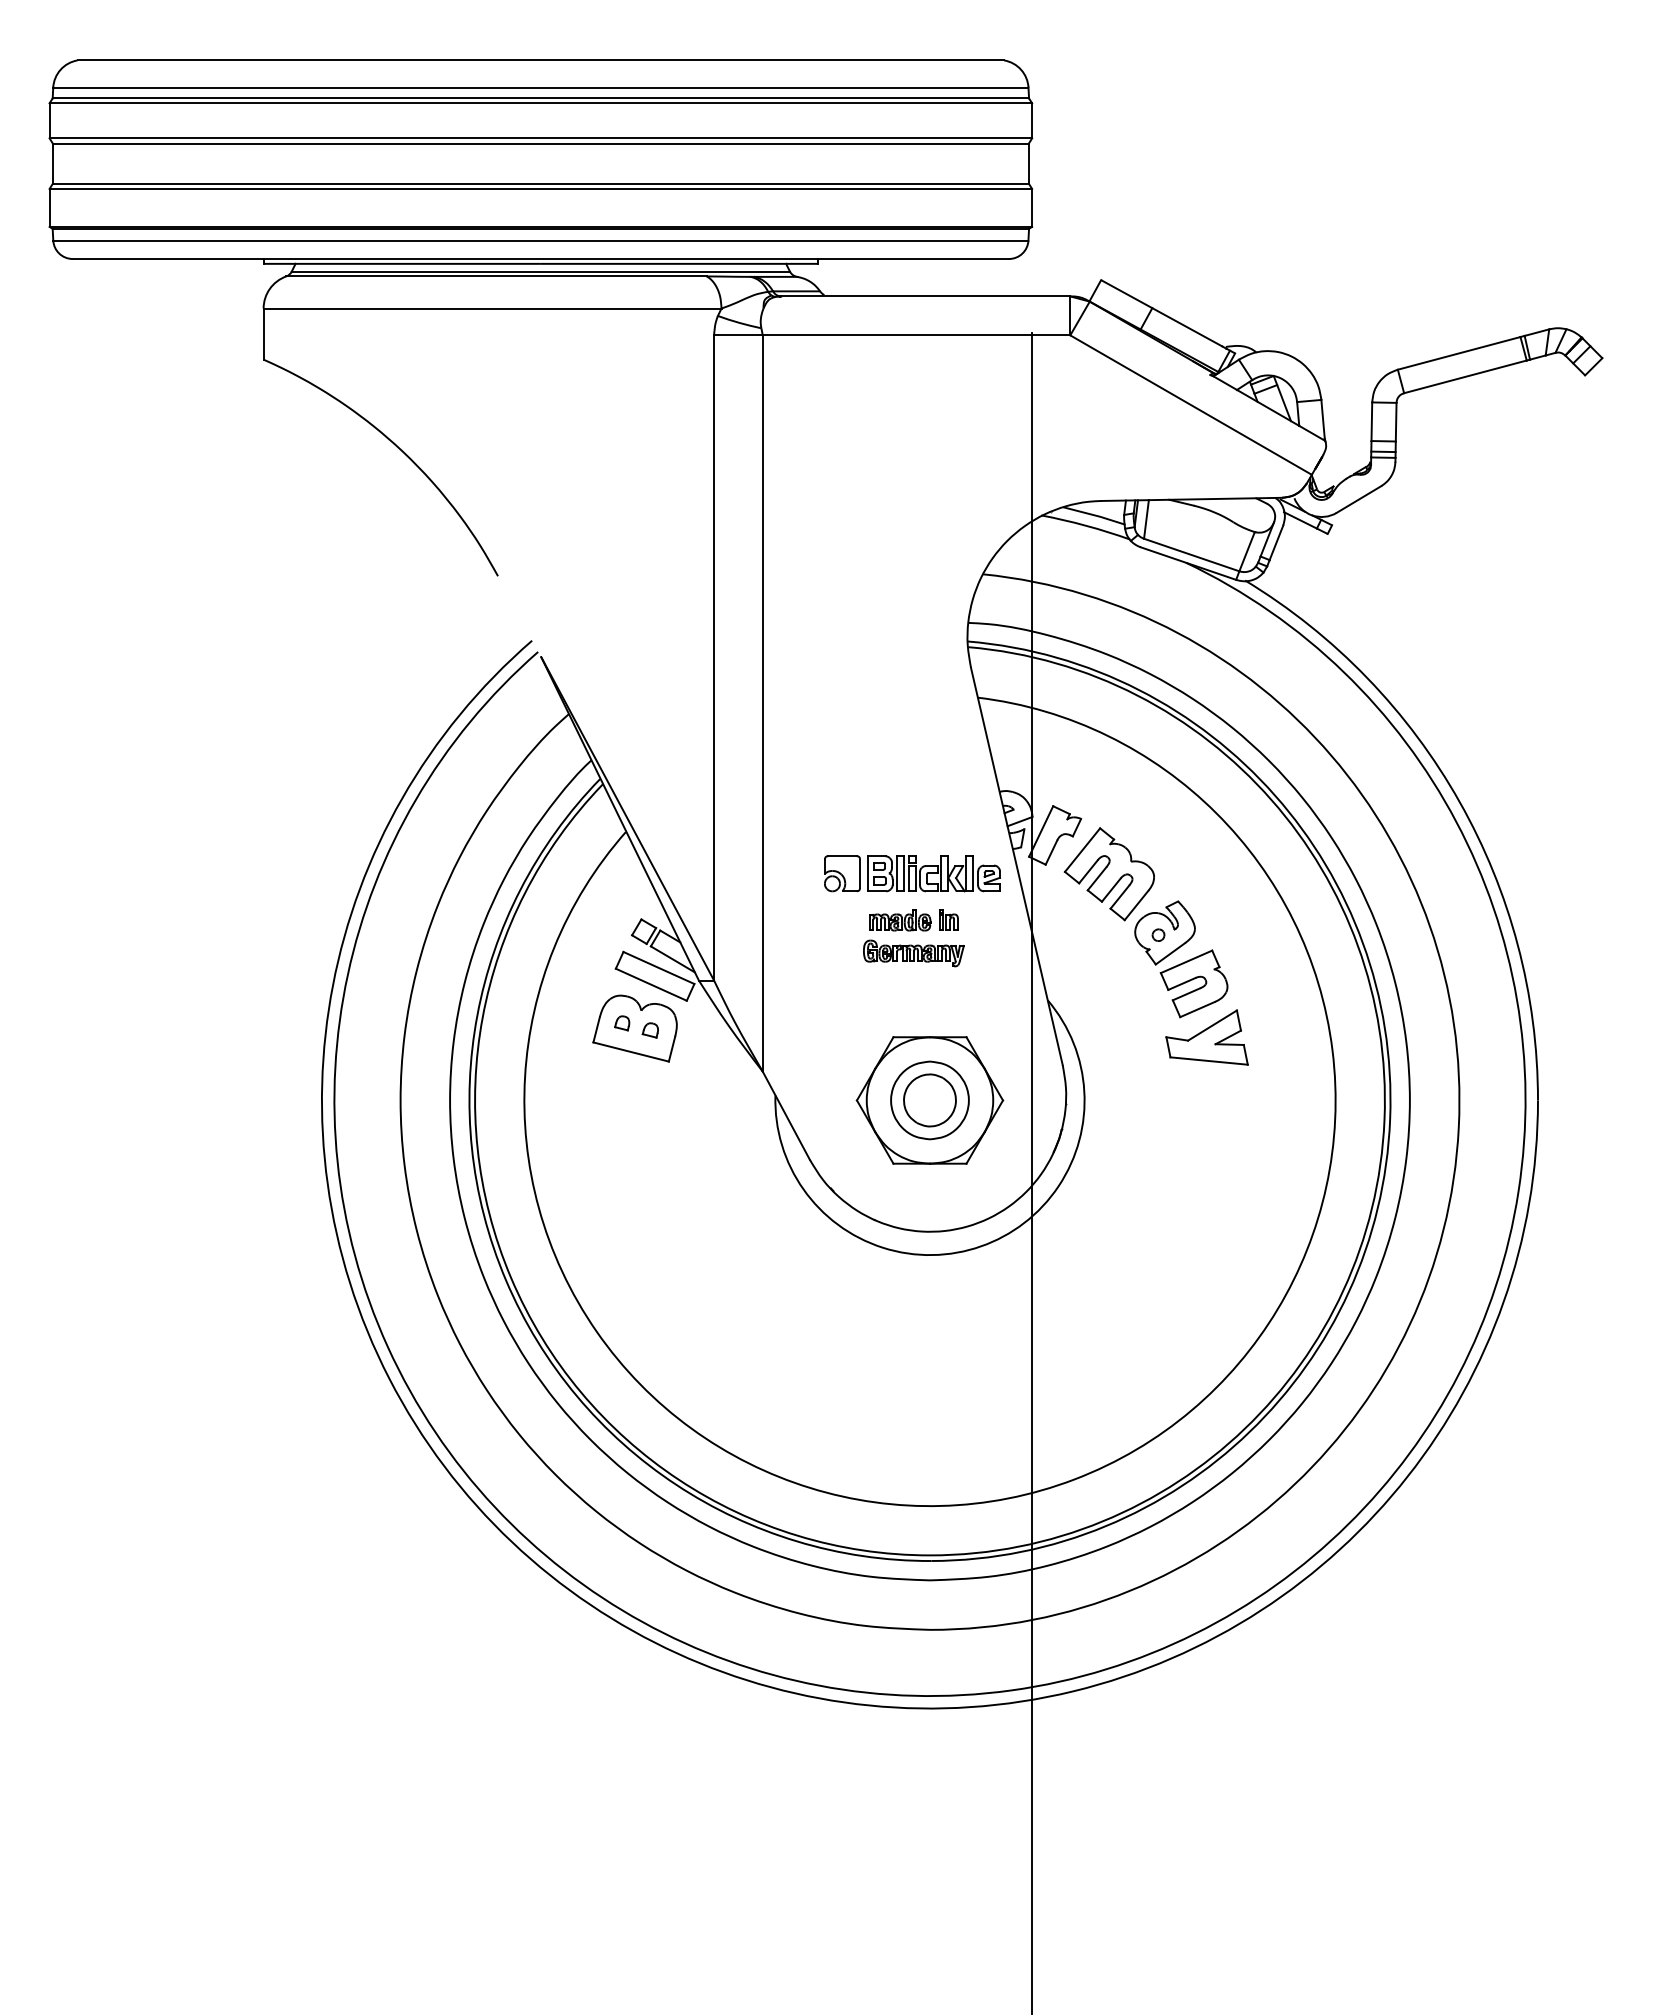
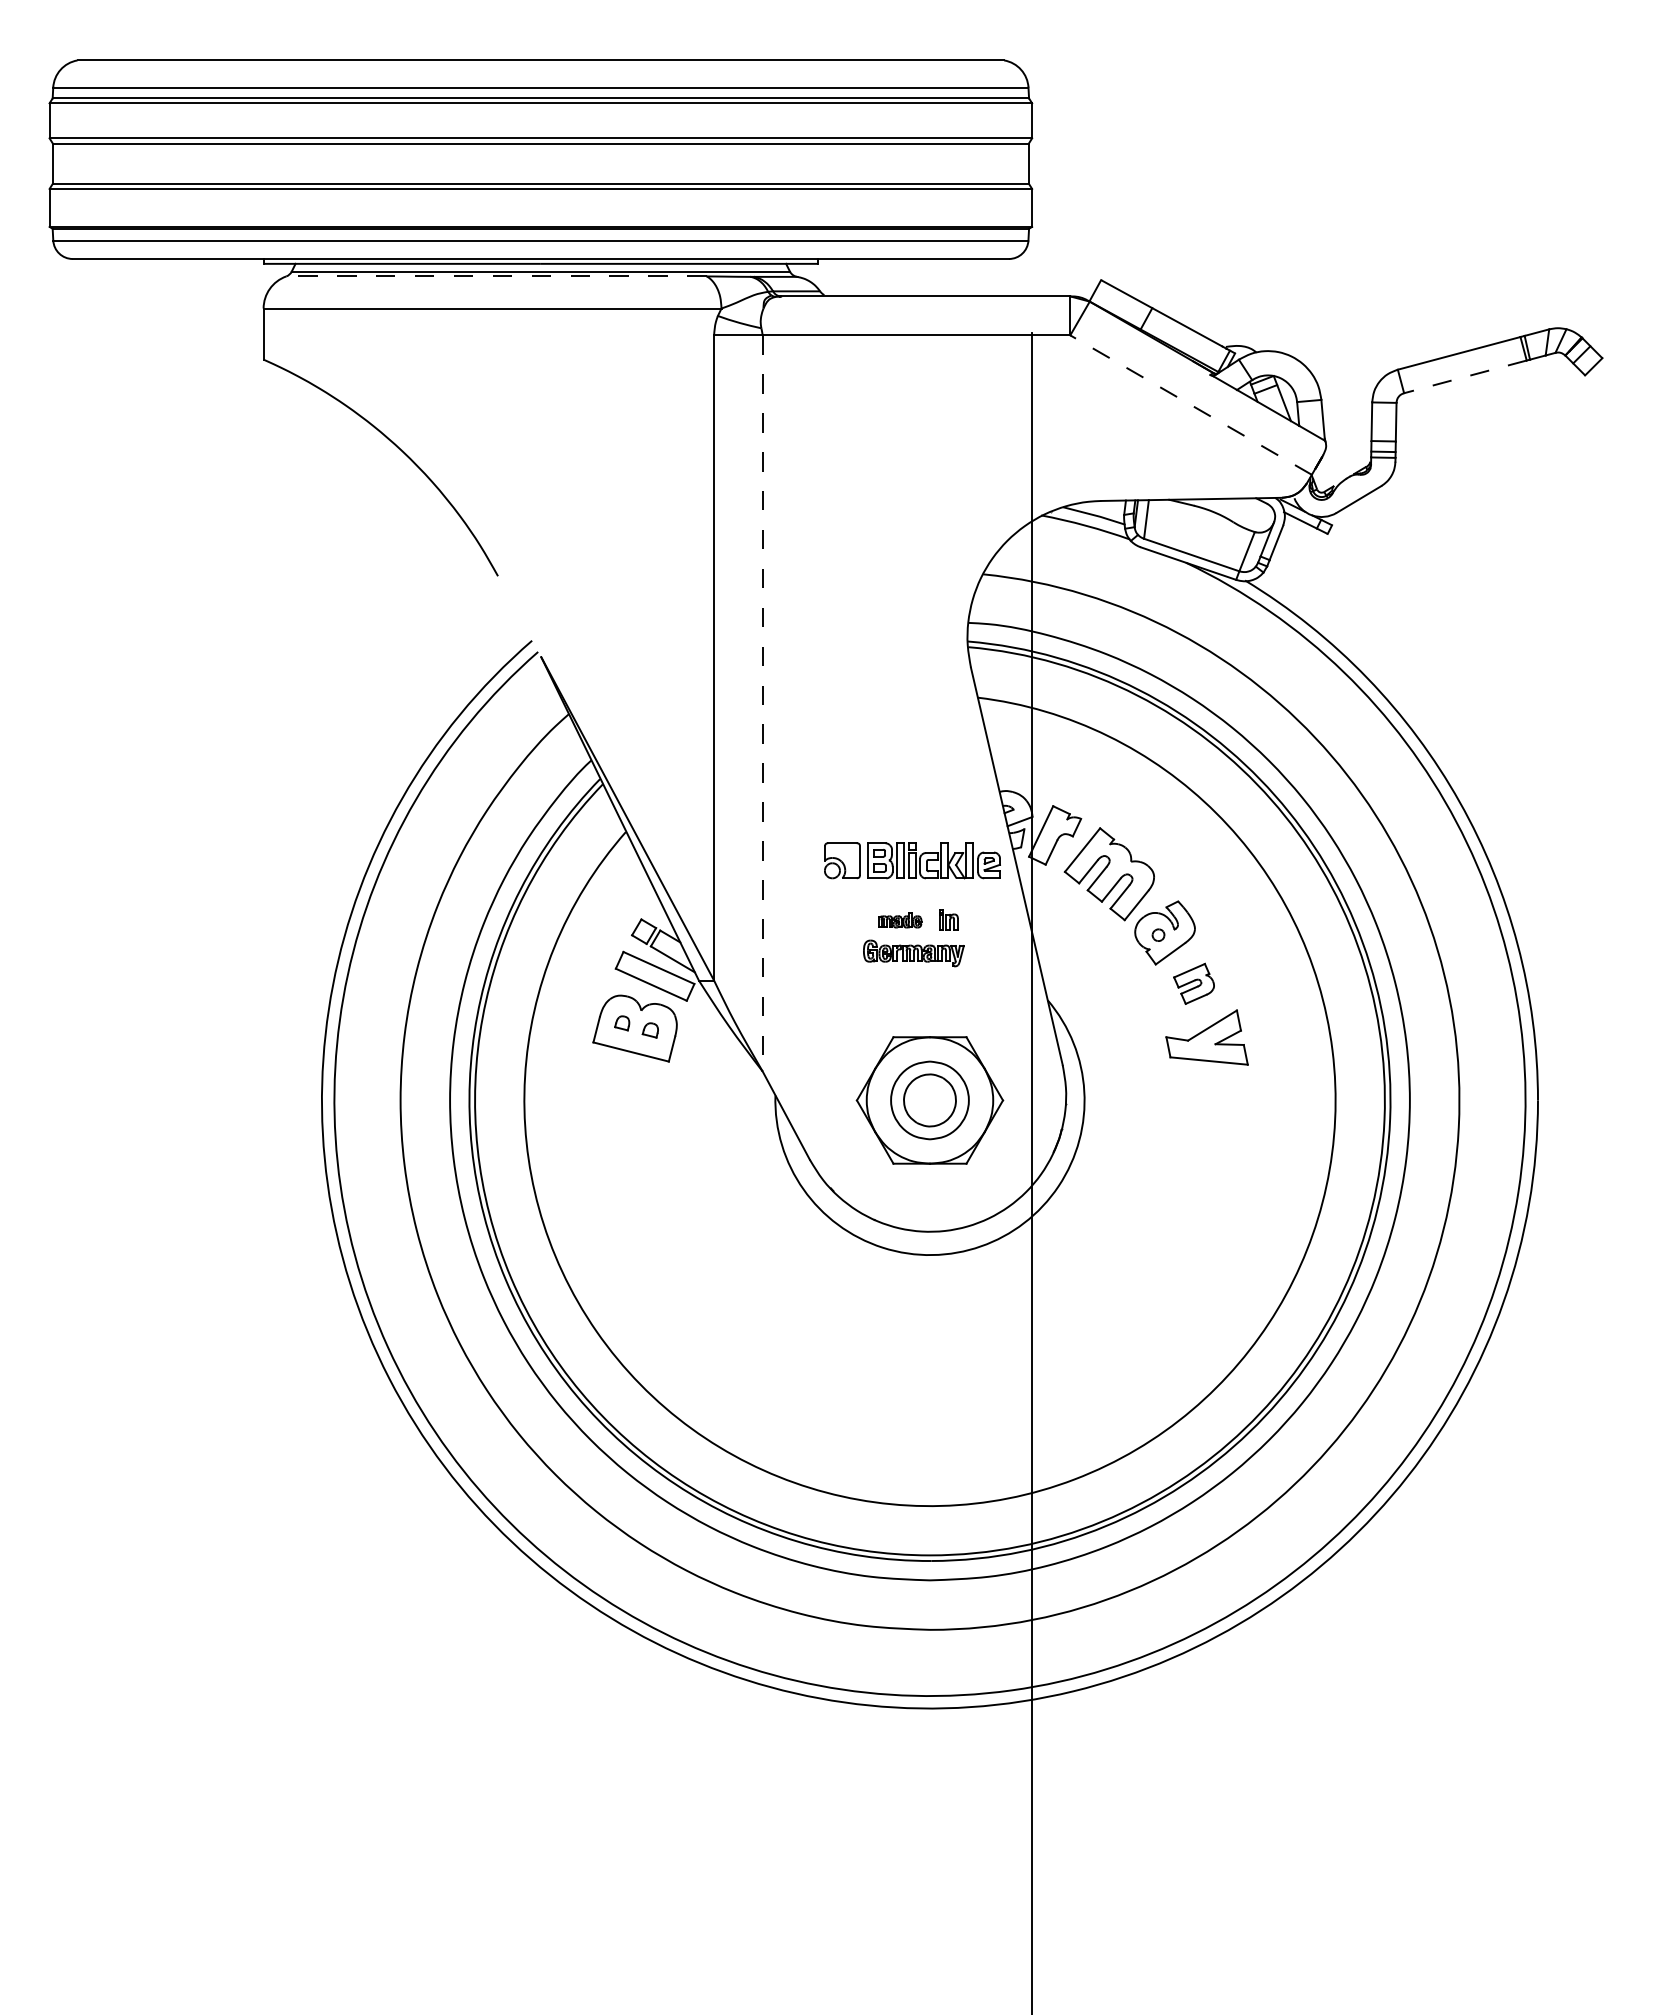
line: solid -> dashed (496, 276)
line: solid -> dashed (1464, 377)
line: solid -> dashed (1190, 404)
line: solid -> dashed (762, 703)
part position: (912, 873) -> (912, 860) (912, 860)
part size: 63x23 px -> 45x17 px (900, 920)
part size: 70x70 px -> 42x43 px (1193, 983)
